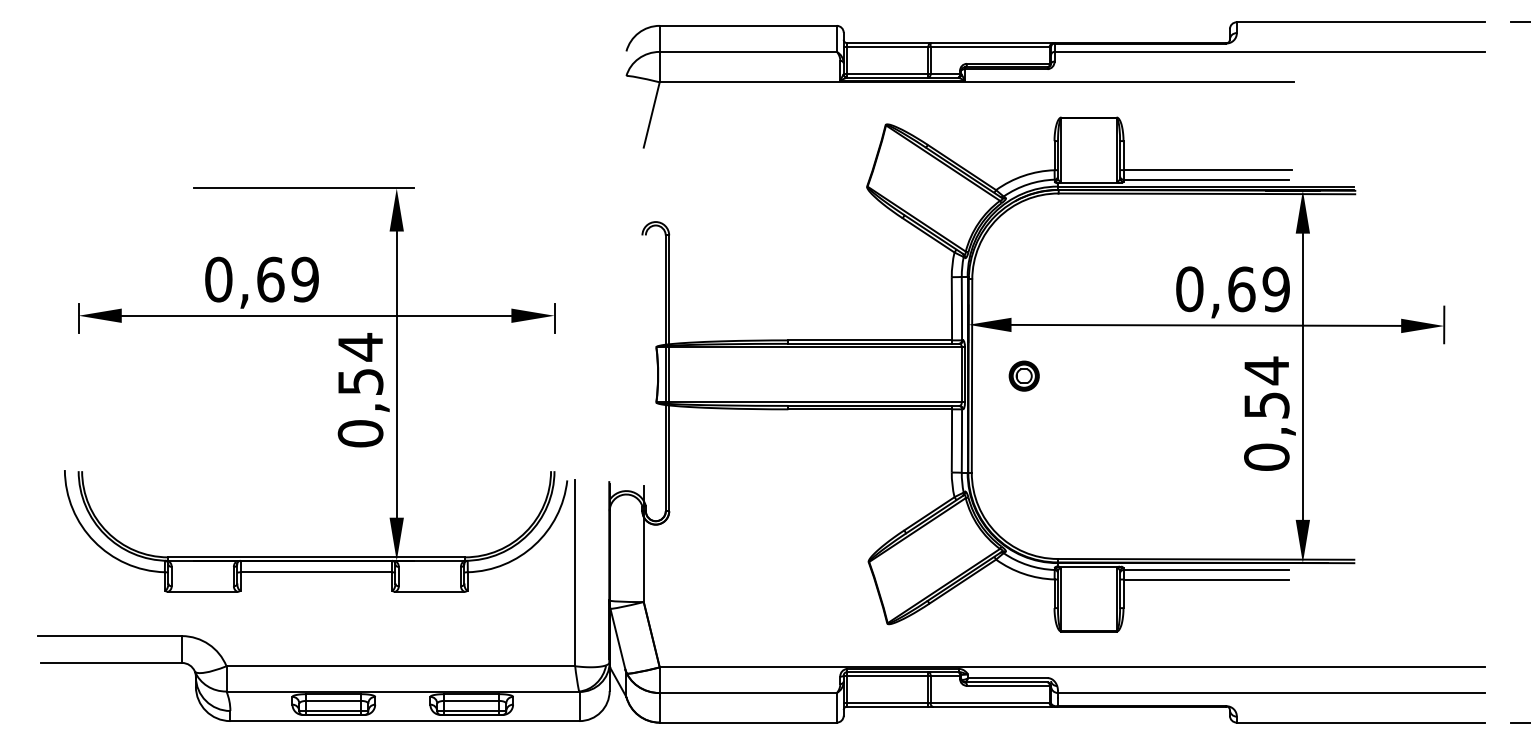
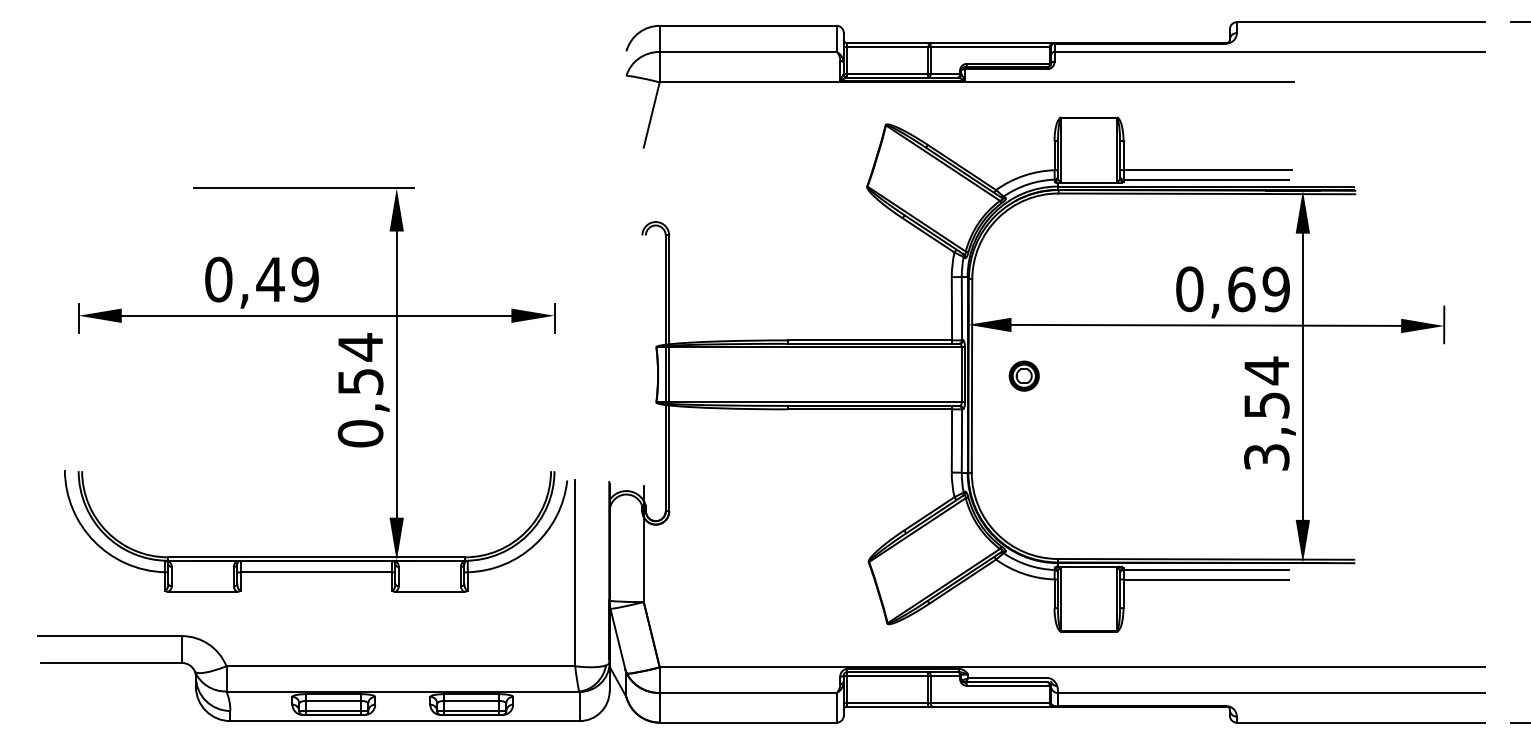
text: 0,69 -> 0,49 (270, 279)
text: 0,54 -> 3,54 (1266, 456)
